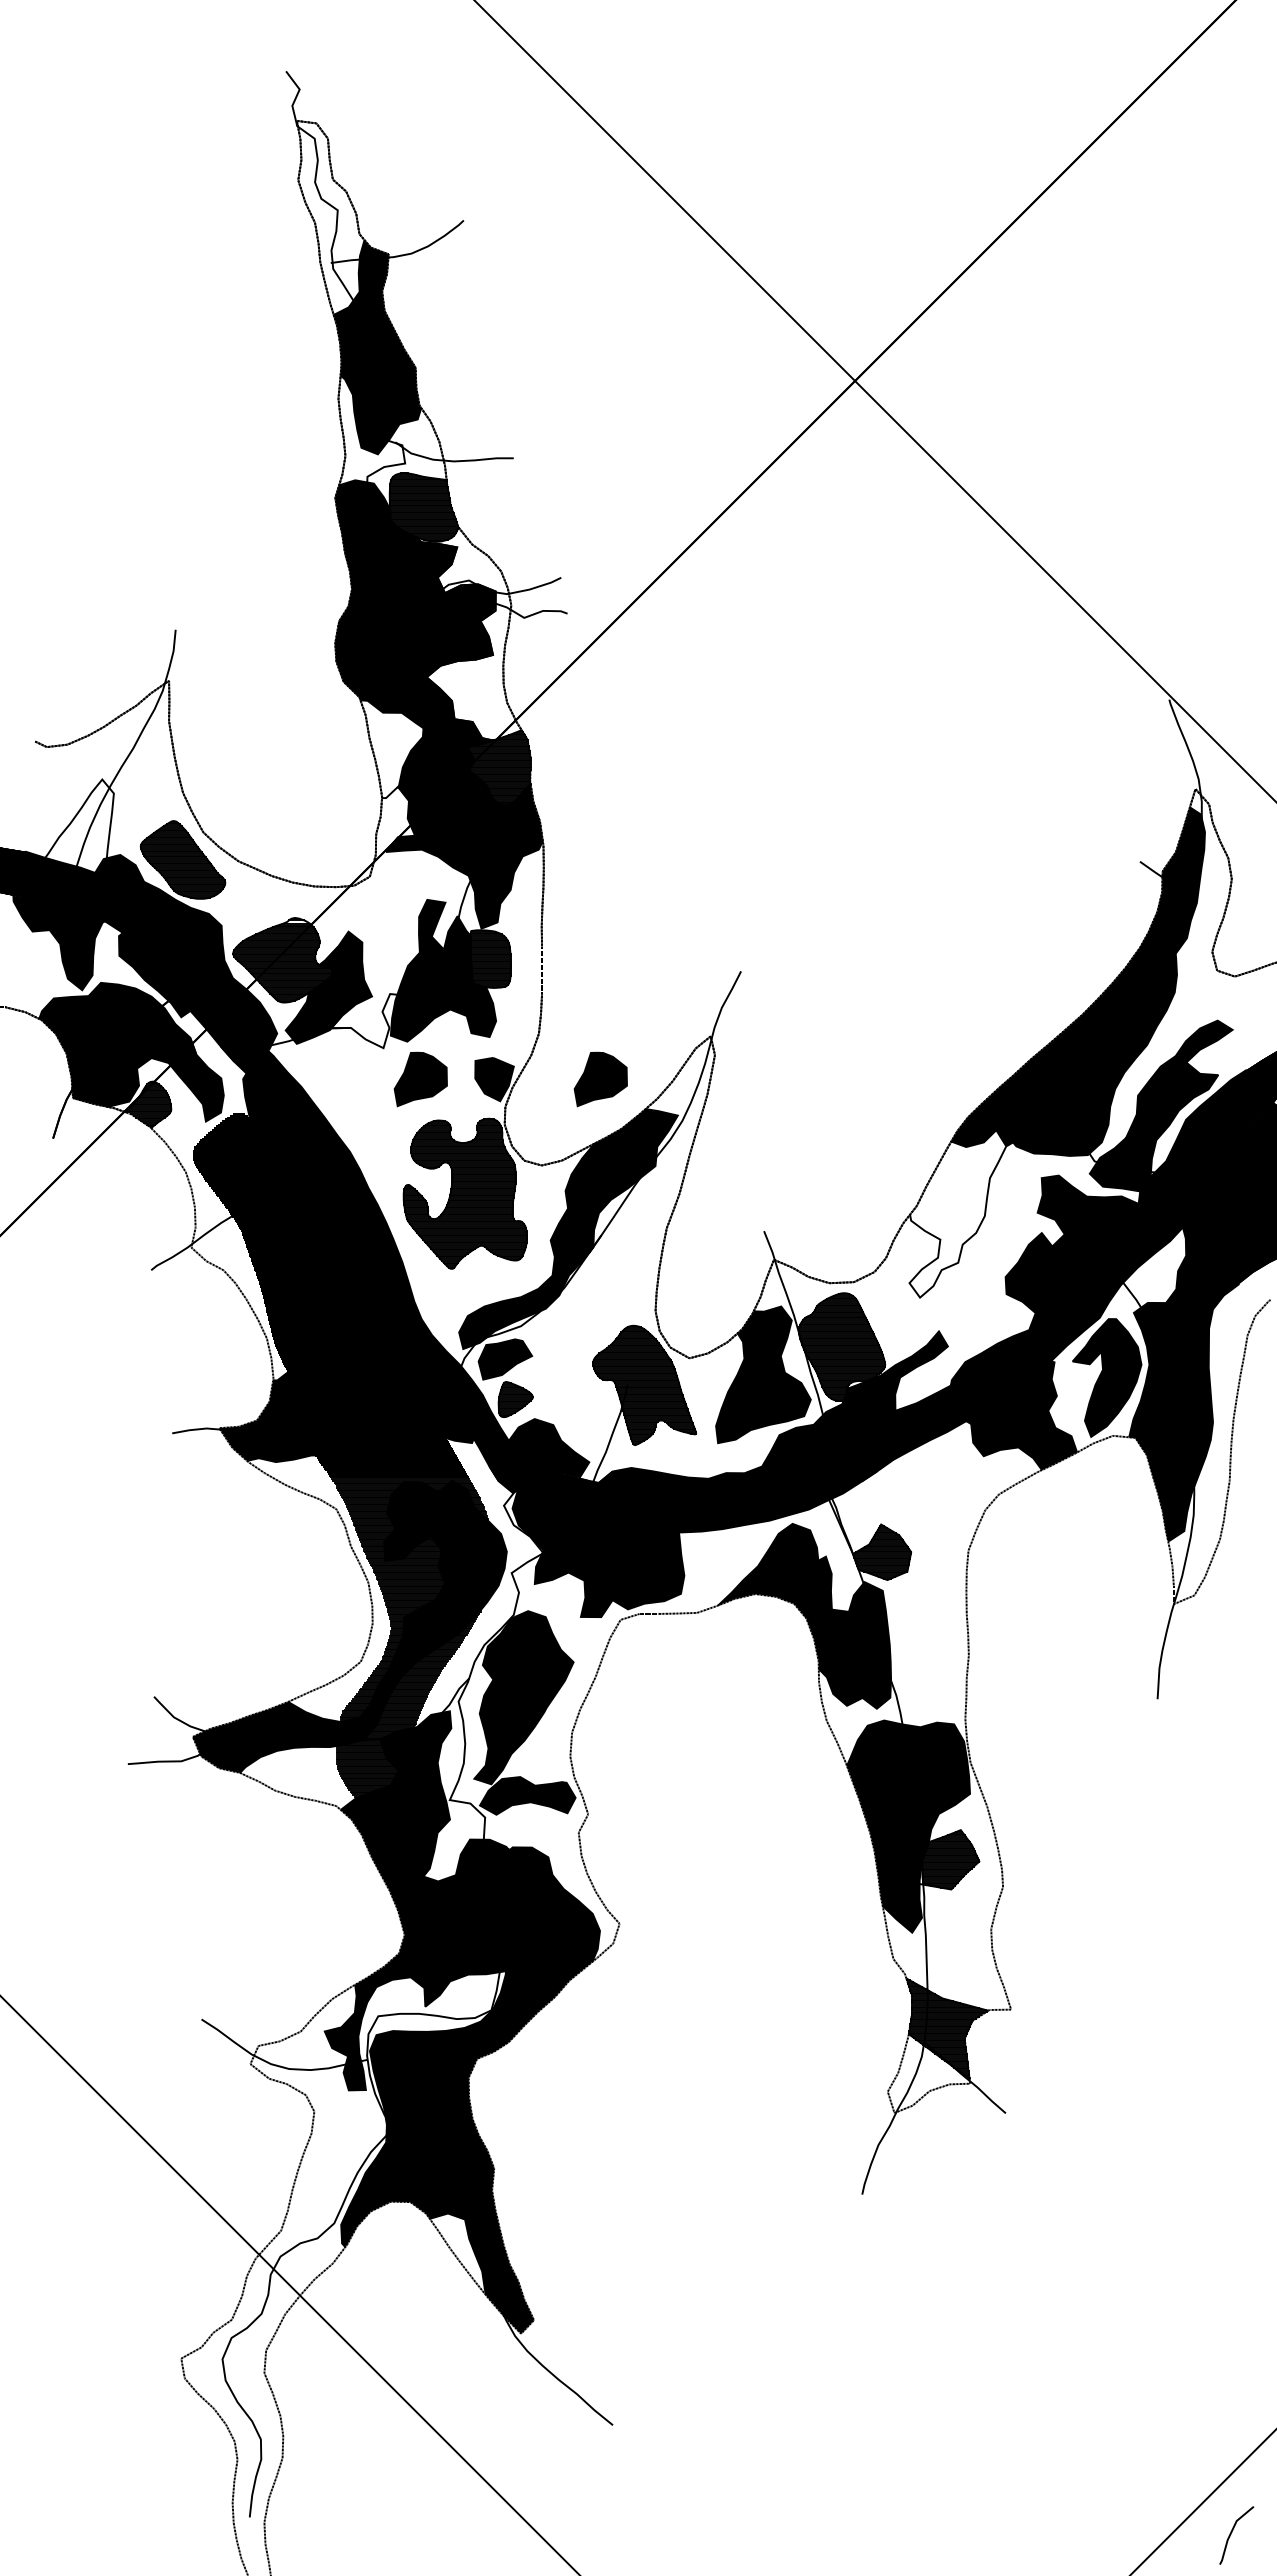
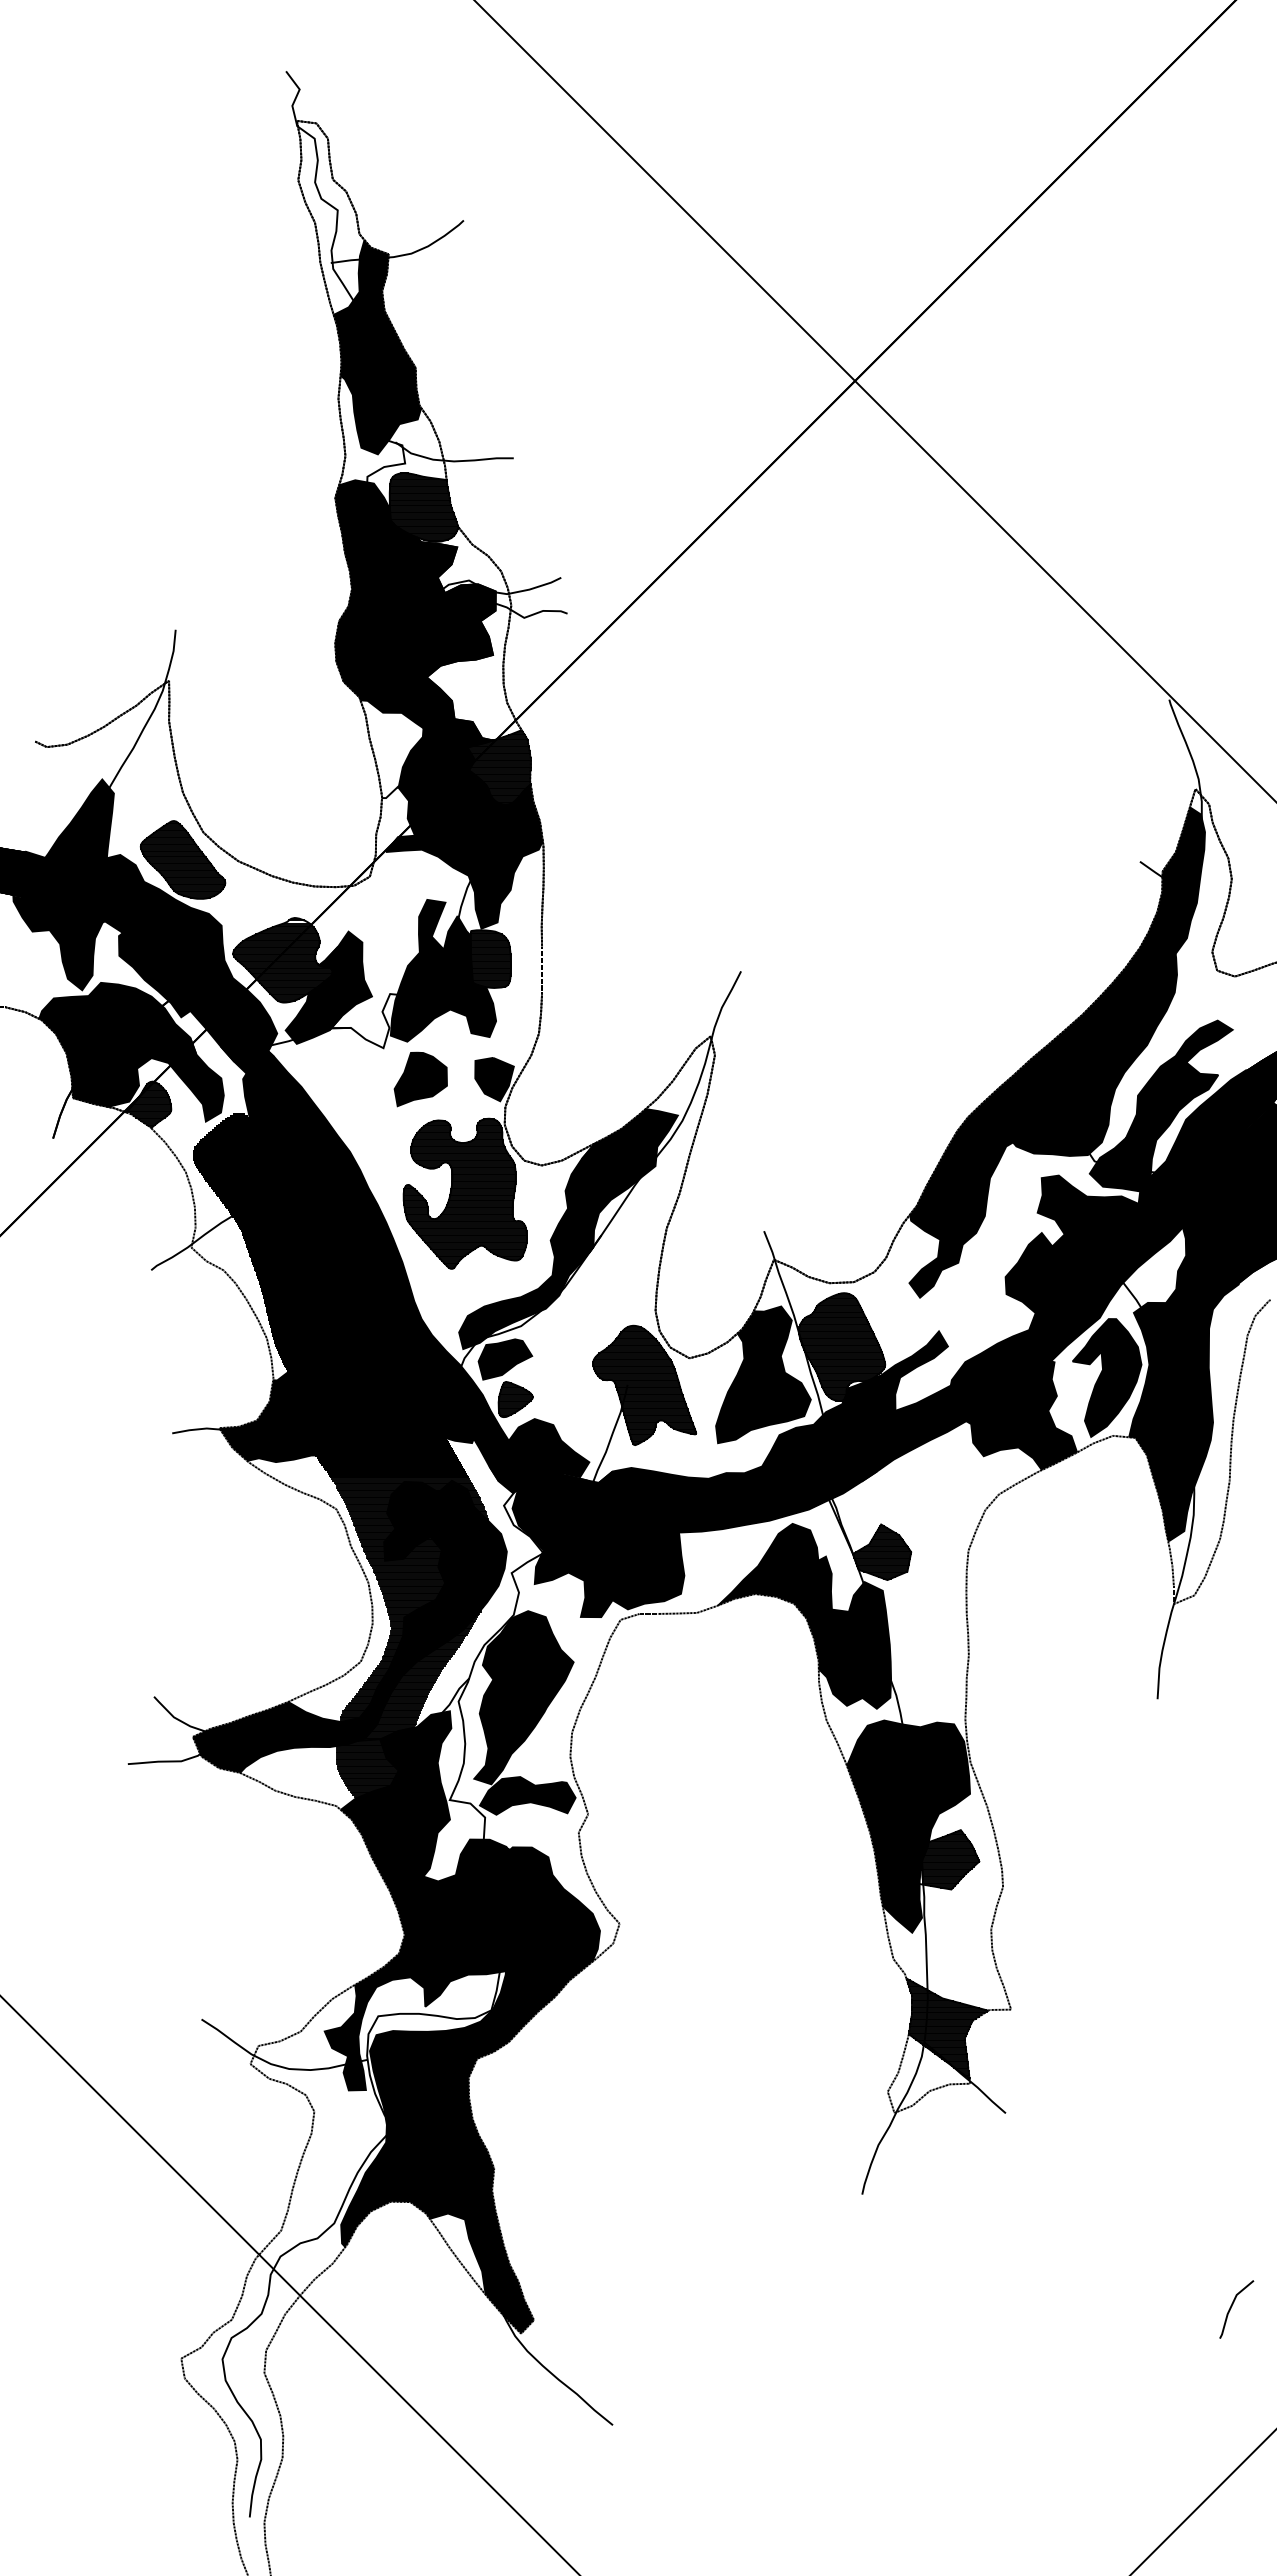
fill: none -> present (79, 825)
part: present -> none (600, 1079)
fill: none -> present (957, 1213)
line position: (1232, 2532) -> (1232, 2306) (1232, 2306)
